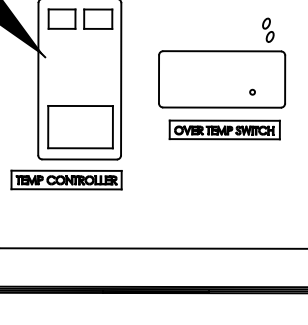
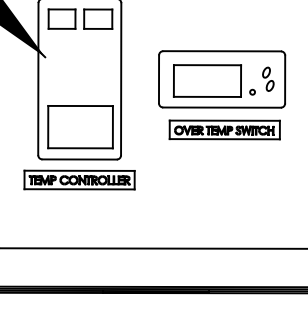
part position: (268, 29) -> (268, 78) (268, 78)
part: none -> present (206, 80)
part position: (66, 179) -> (79, 179) (79, 179)
